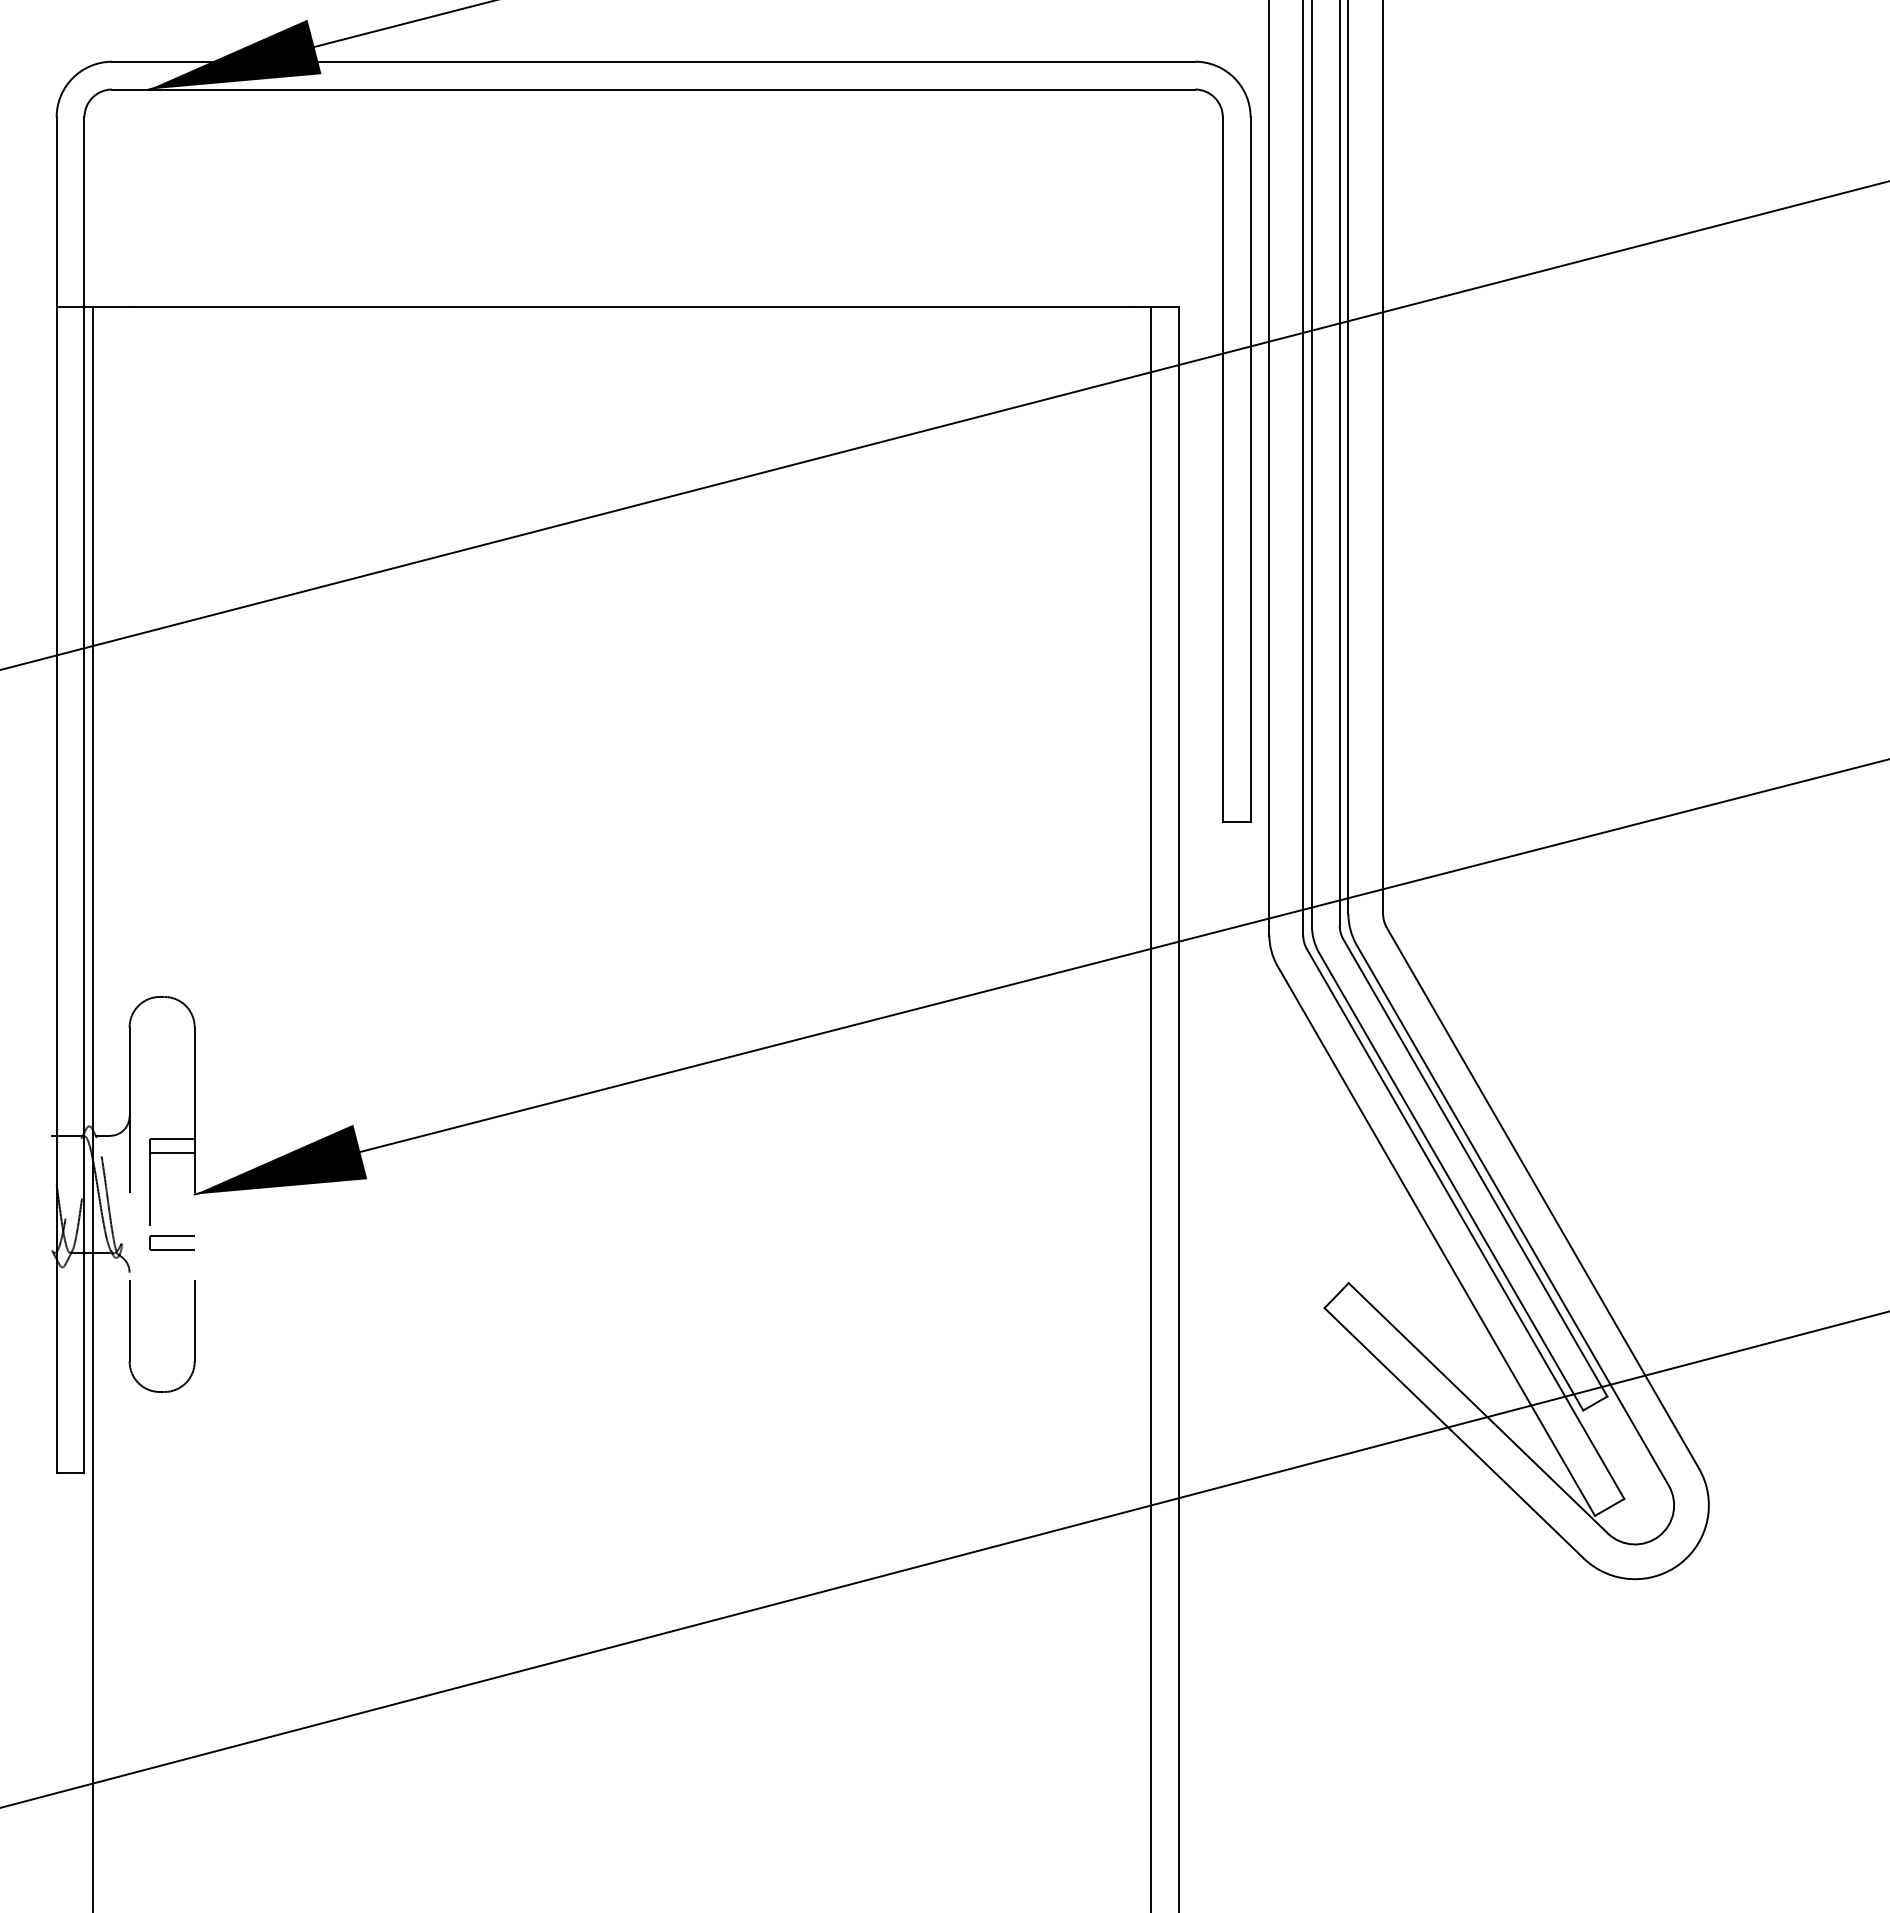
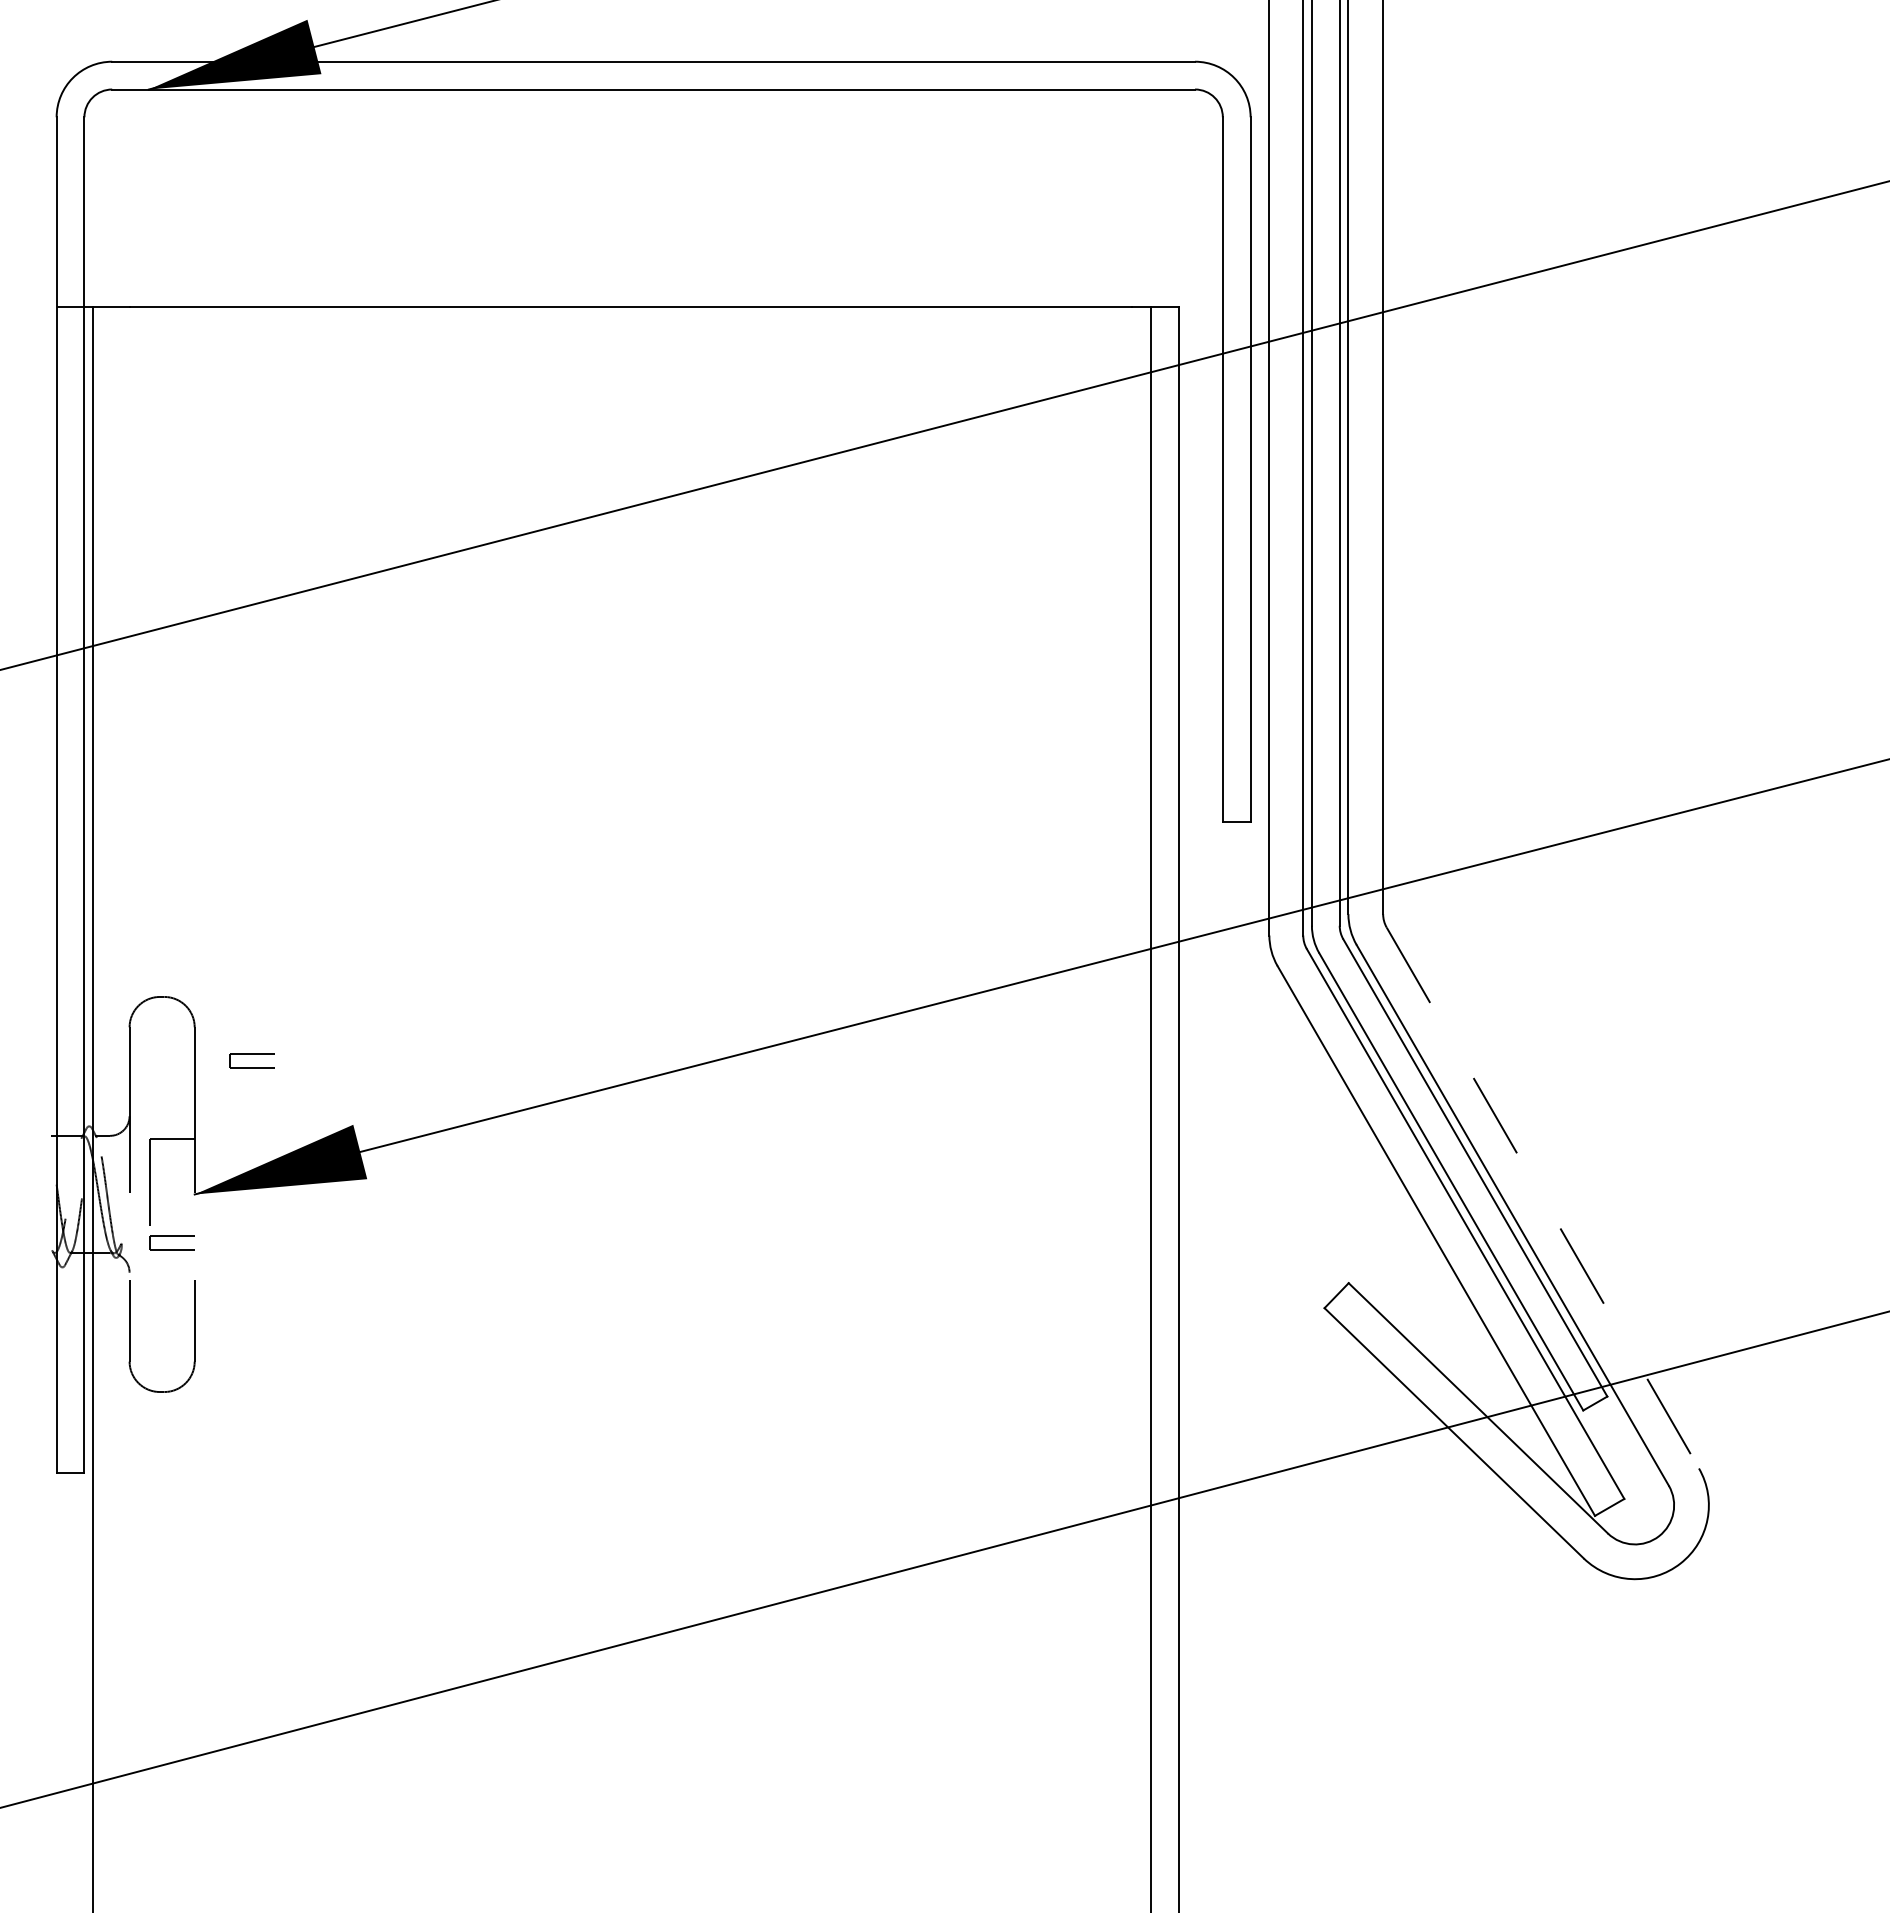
part: none -> present (251, 1060)
line: present -> none (171, 1152)
line: solid -> dashed (1543, 1198)
